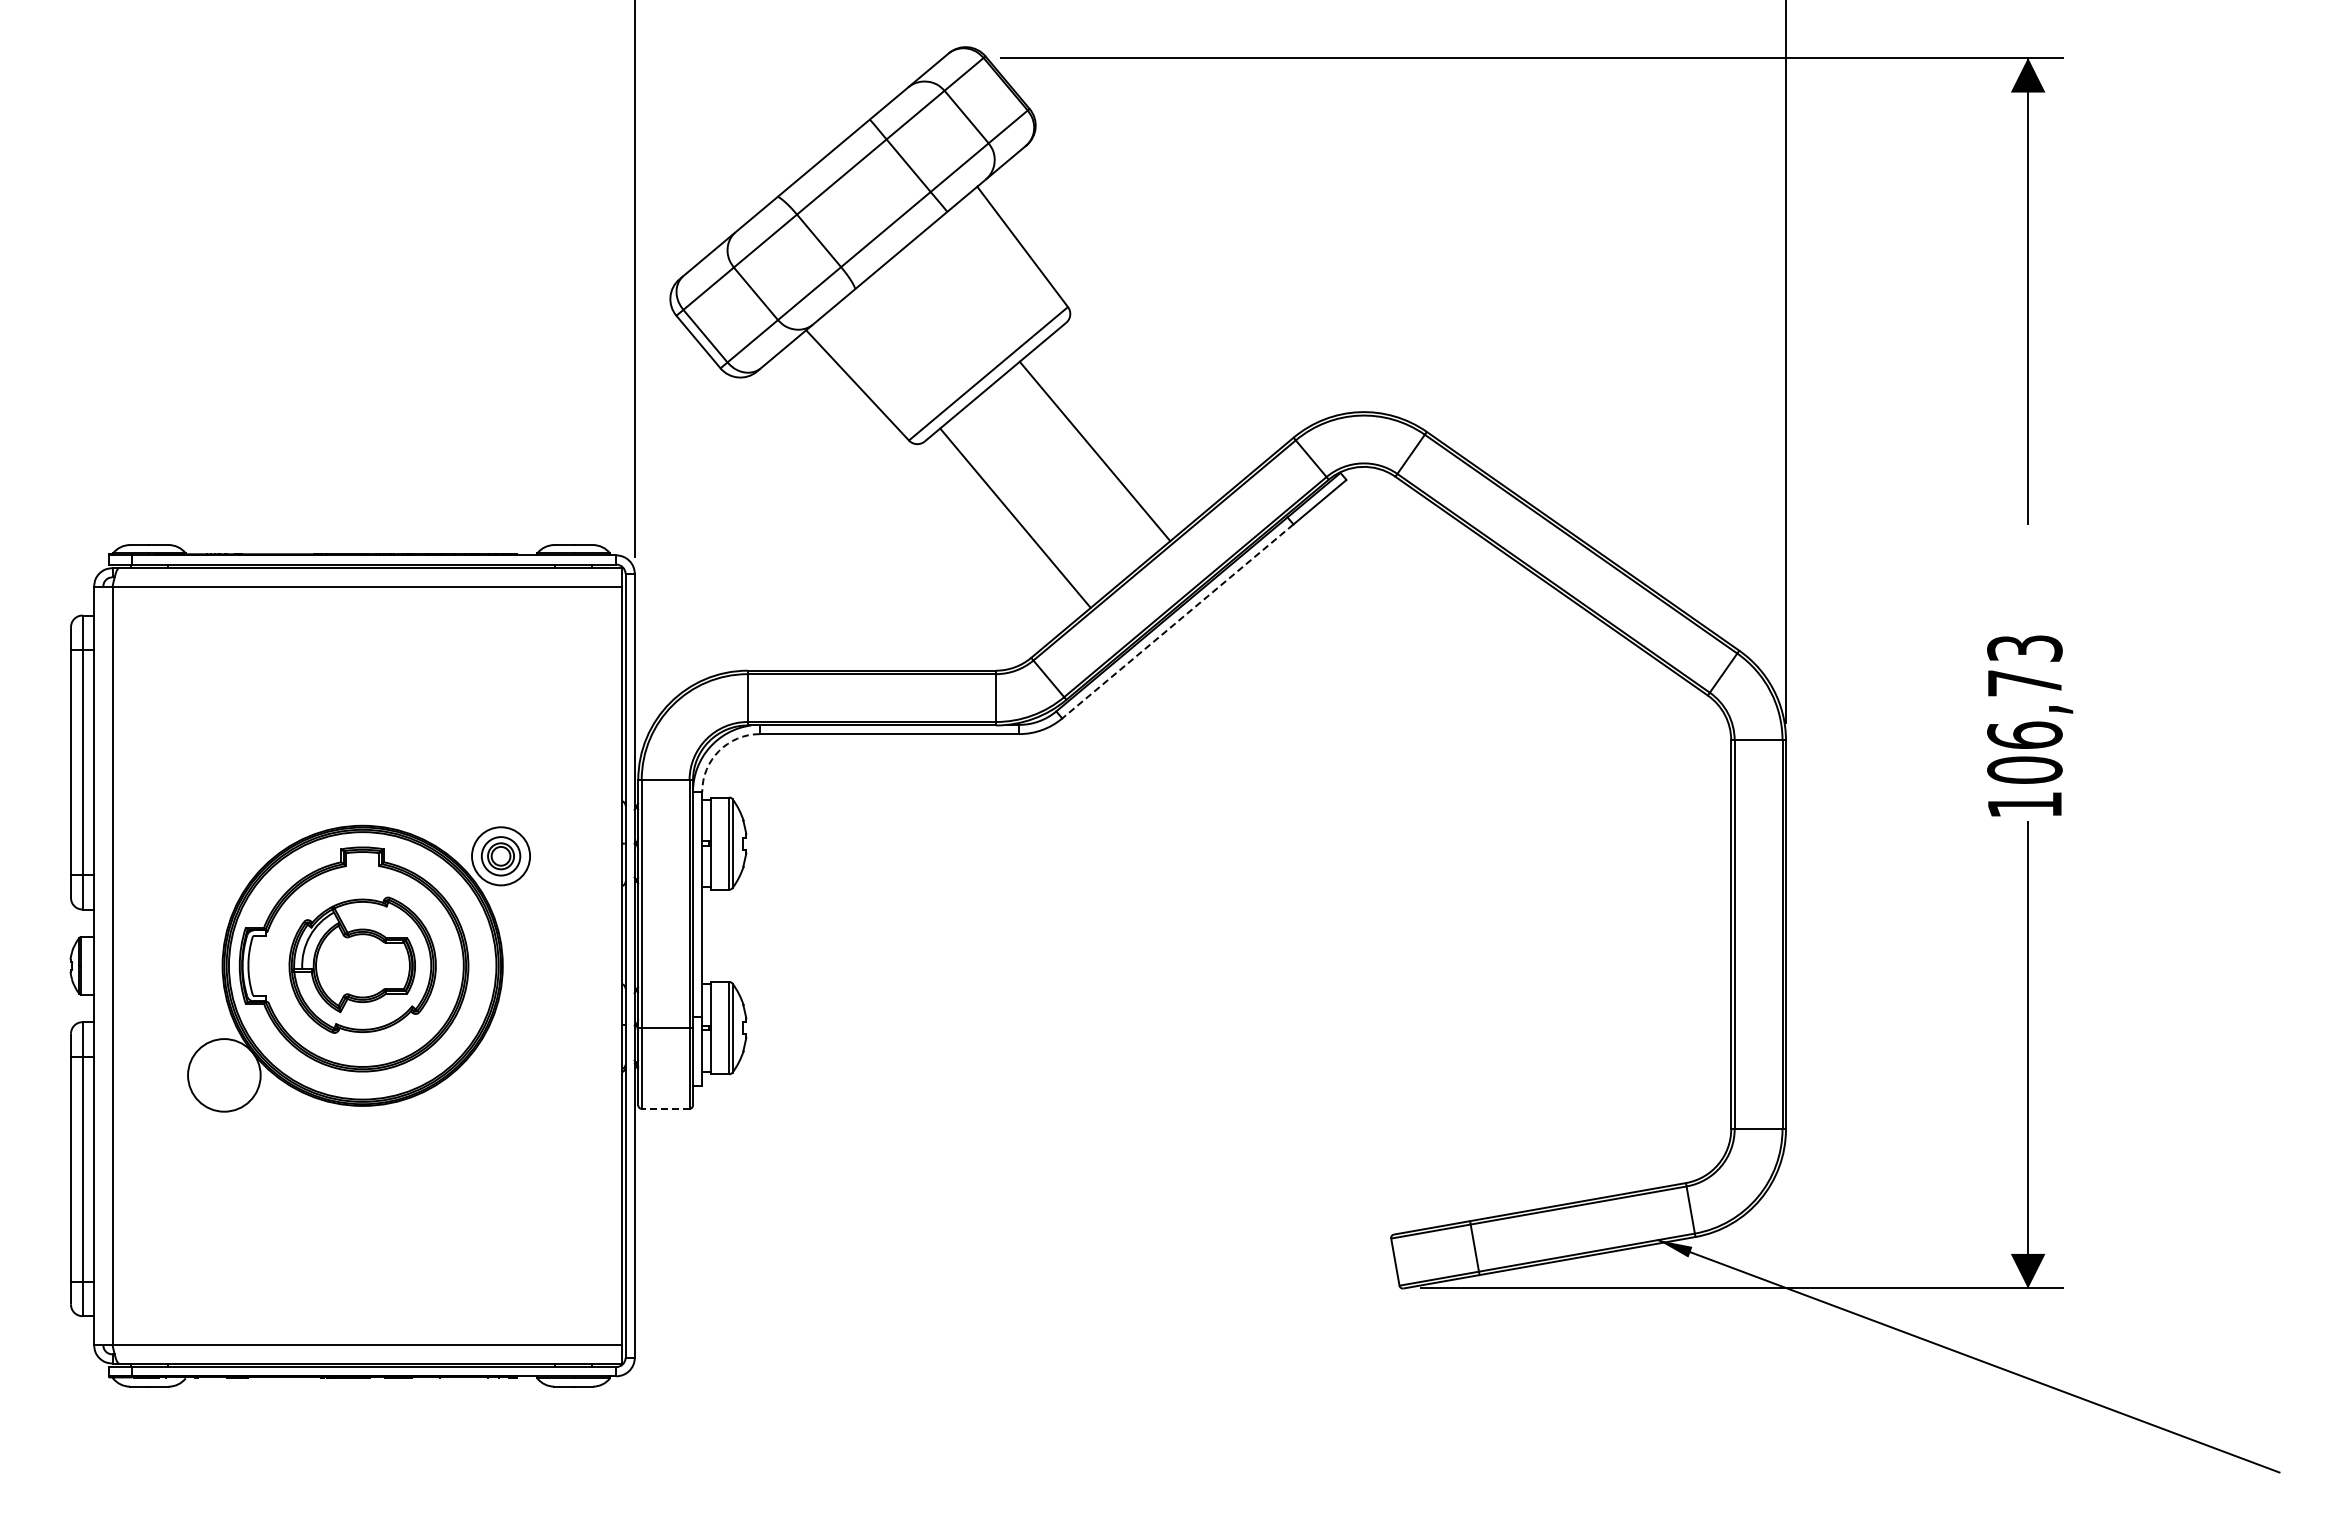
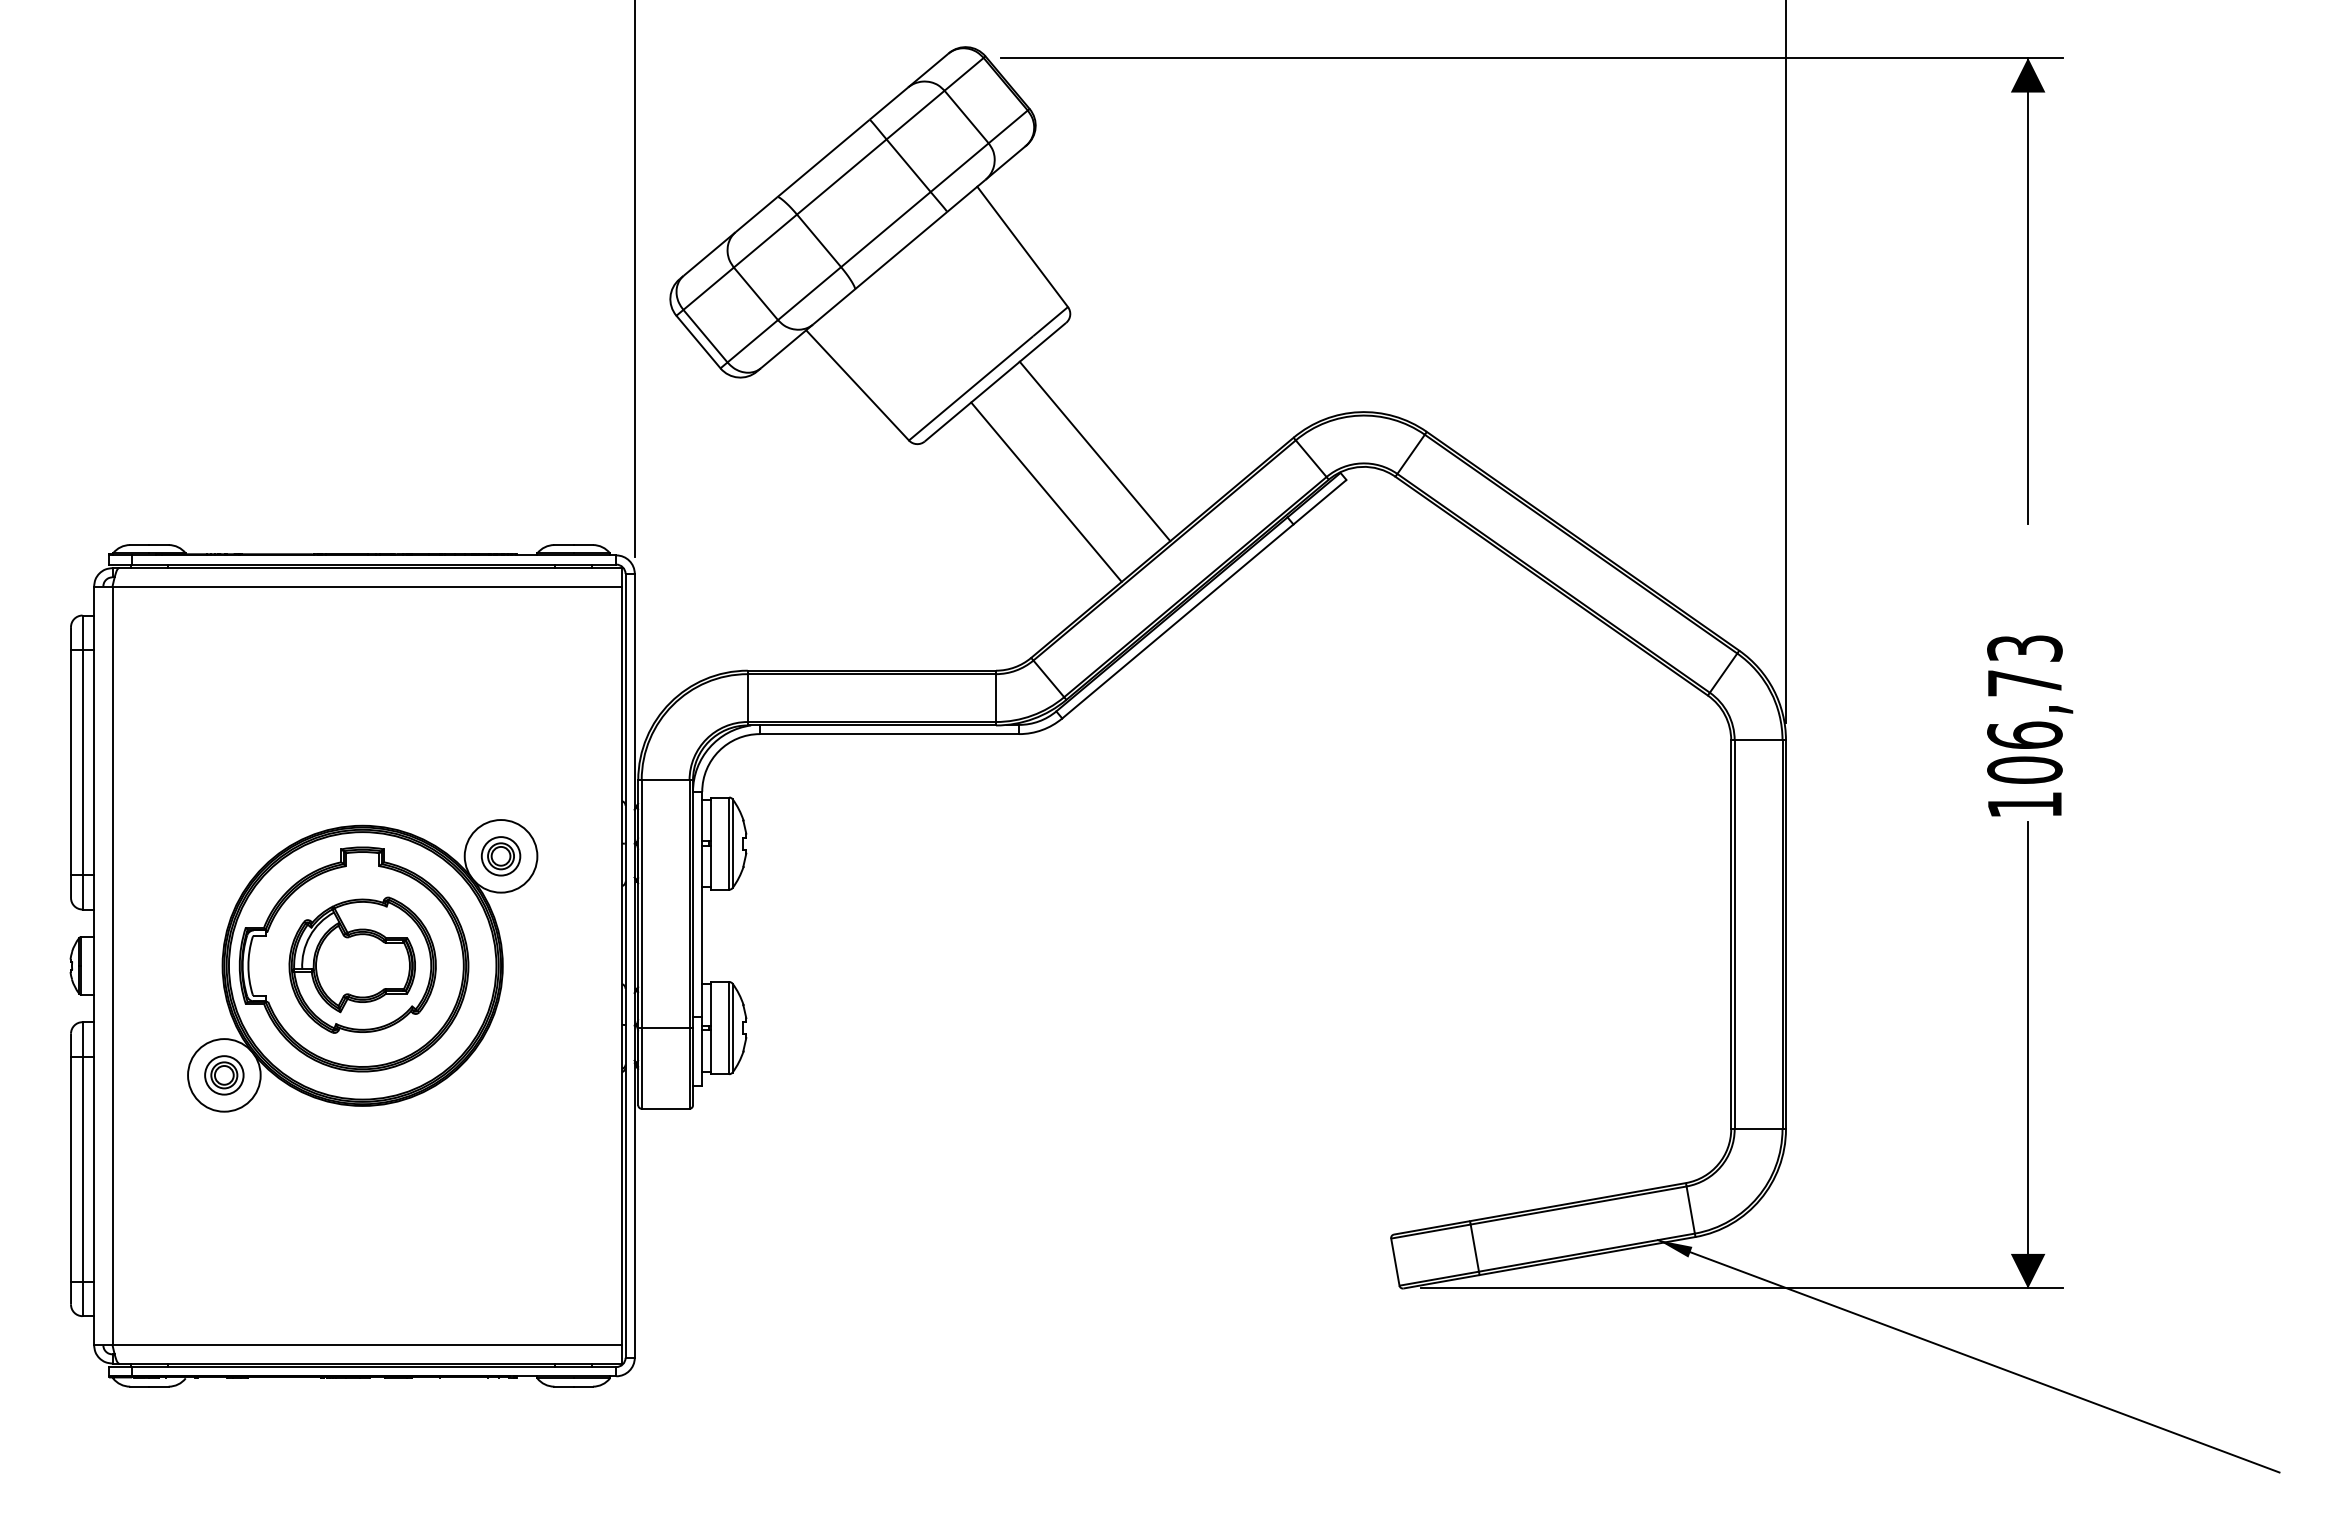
line position: (1015, 517) -> (1046, 491) (1046, 491)
line: dashed -> solid (1177, 621)
arc: dashed -> solid (719, 751)
circle diameter: 58 px -> 73 px (500, 856)
part: none -> present (224, 1075)
line: dashed -> solid (665, 1108)
